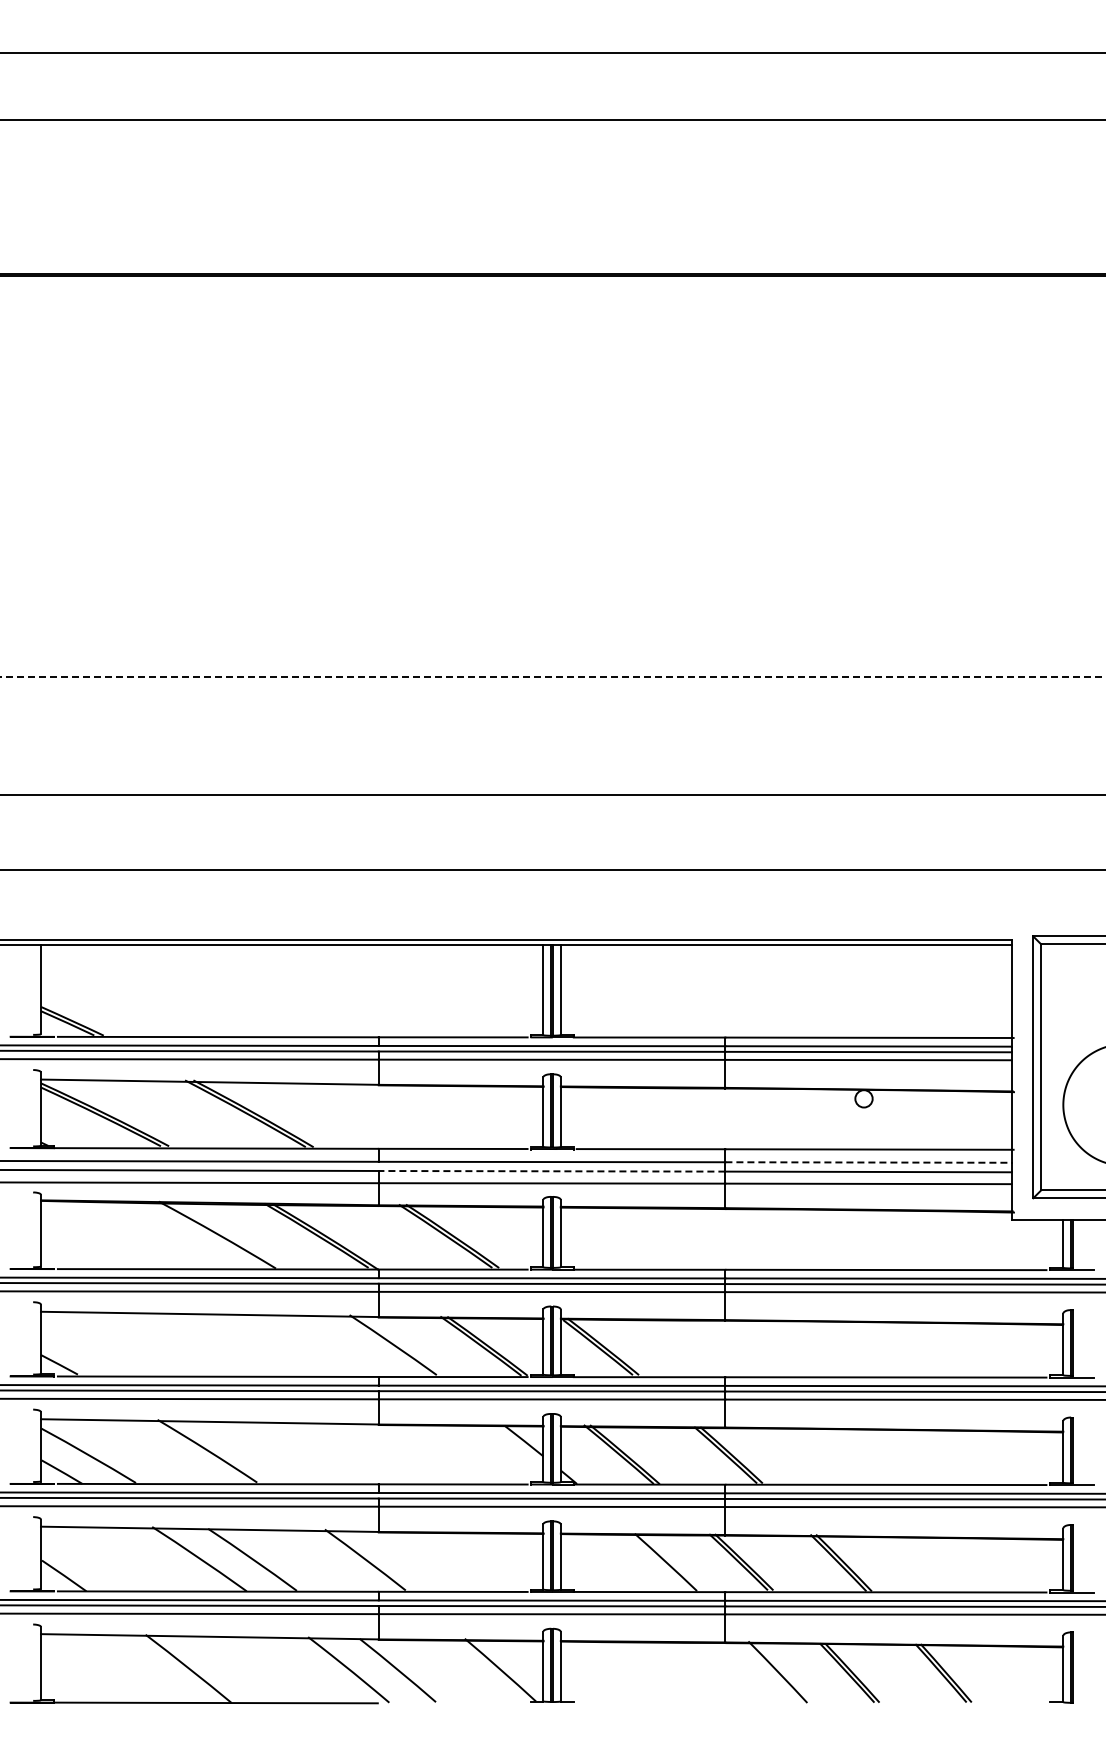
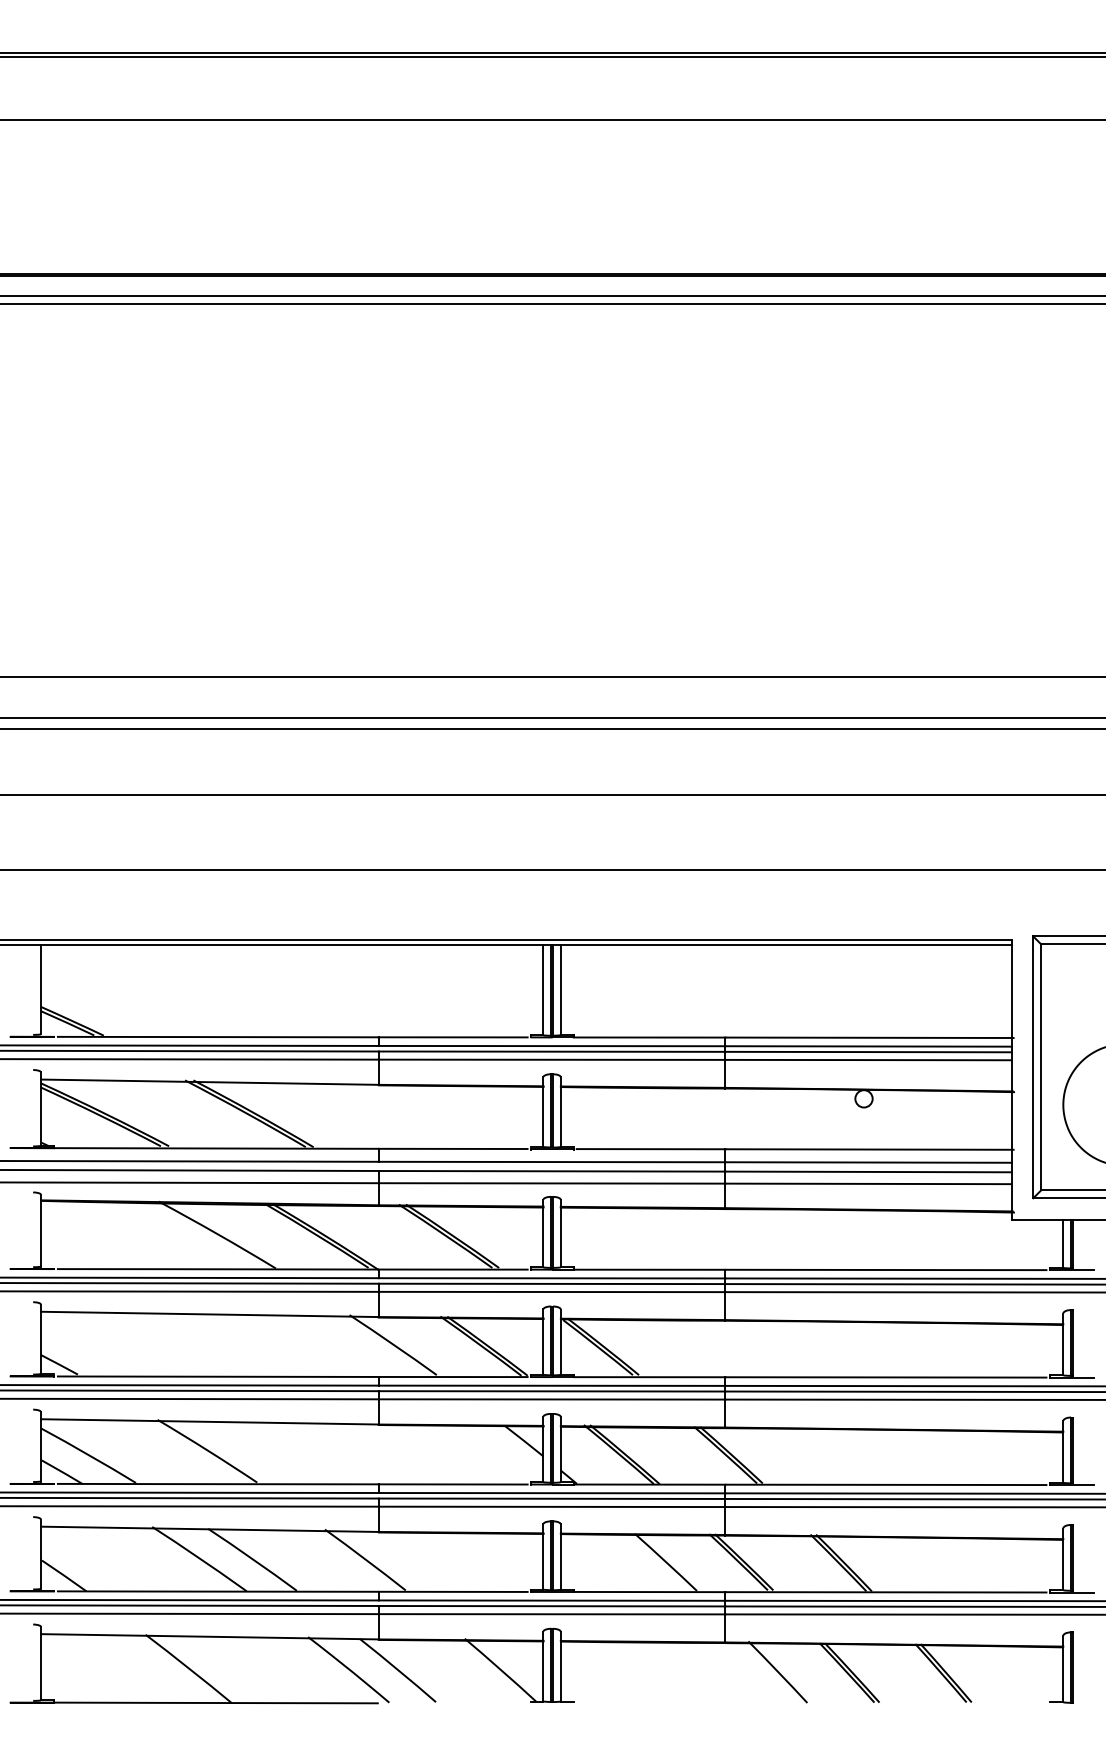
line: none -> present (552, 57)
line: none -> present (552, 295)
line: none -> present (552, 304)
line: dashed -> solid (553, 677)
line: none -> present (552, 717)
line: none -> present (552, 728)
line: dashed -> solid (868, 1162)
line: dashed -> solid (551, 1171)
